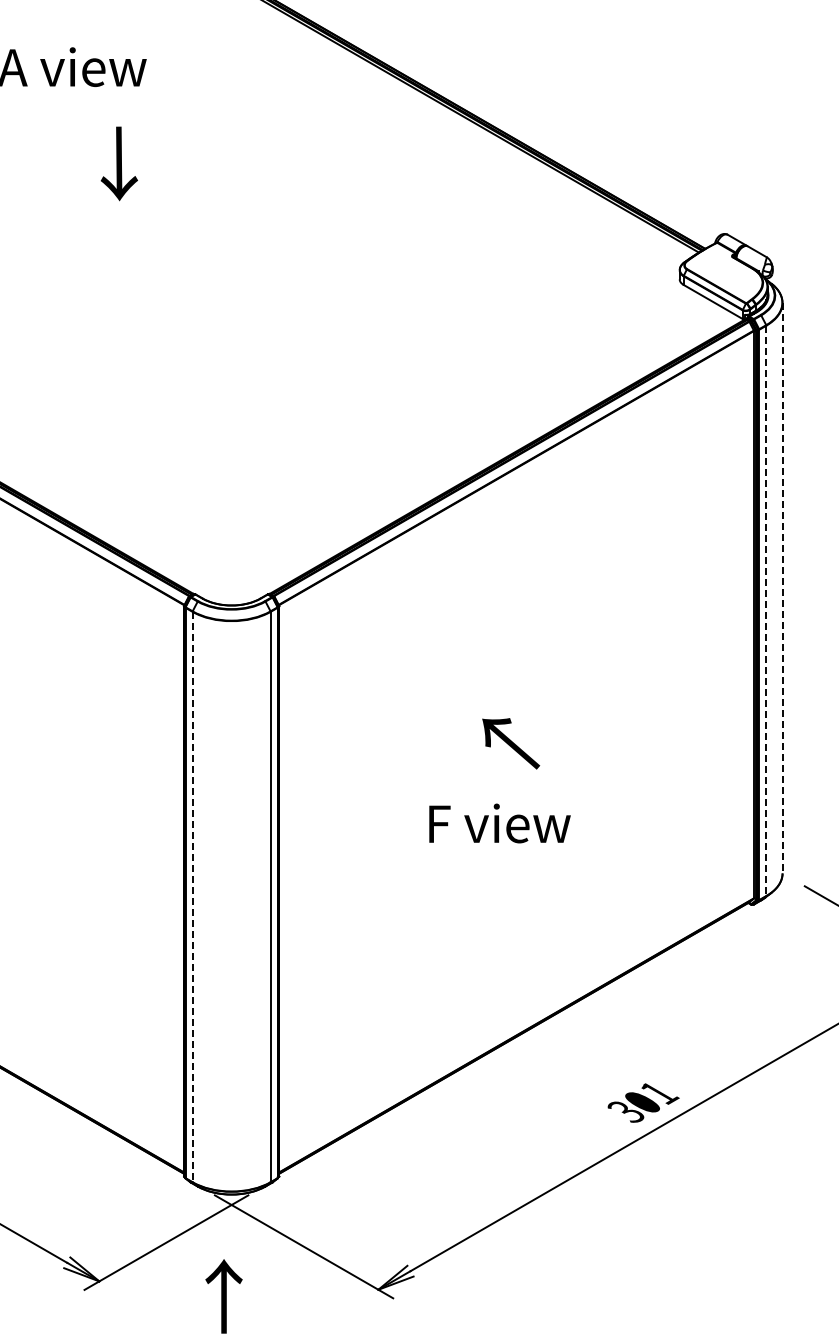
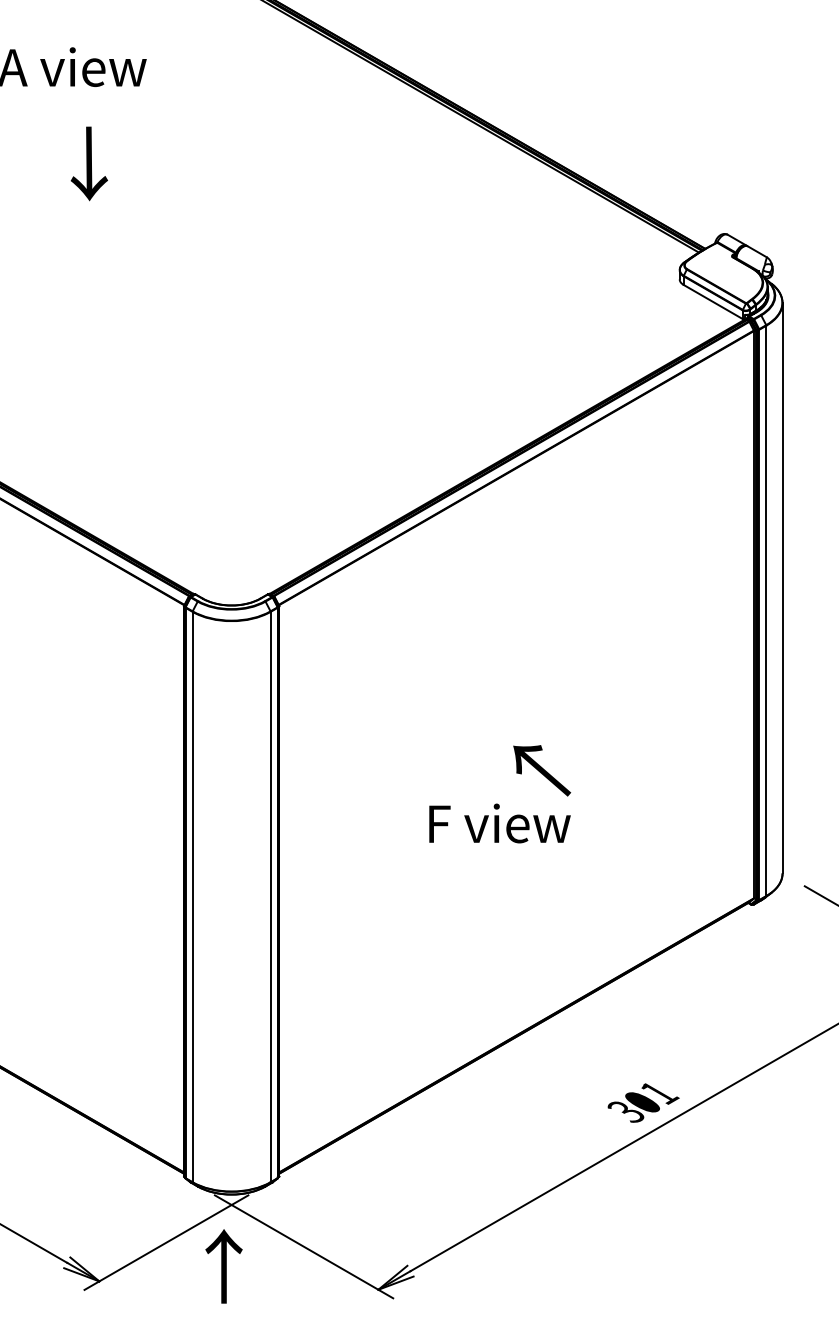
text position: (118, 163) -> (88, 163) (88, 163)
line: dashed -> solid (782, 588)
line: dashed -> solid (766, 611)
text position: (511, 743) -> (542, 770) (542, 770)
line: dashed -> solid (192, 897)
text position: (223, 1296) -> (223, 1266) (223, 1266)
